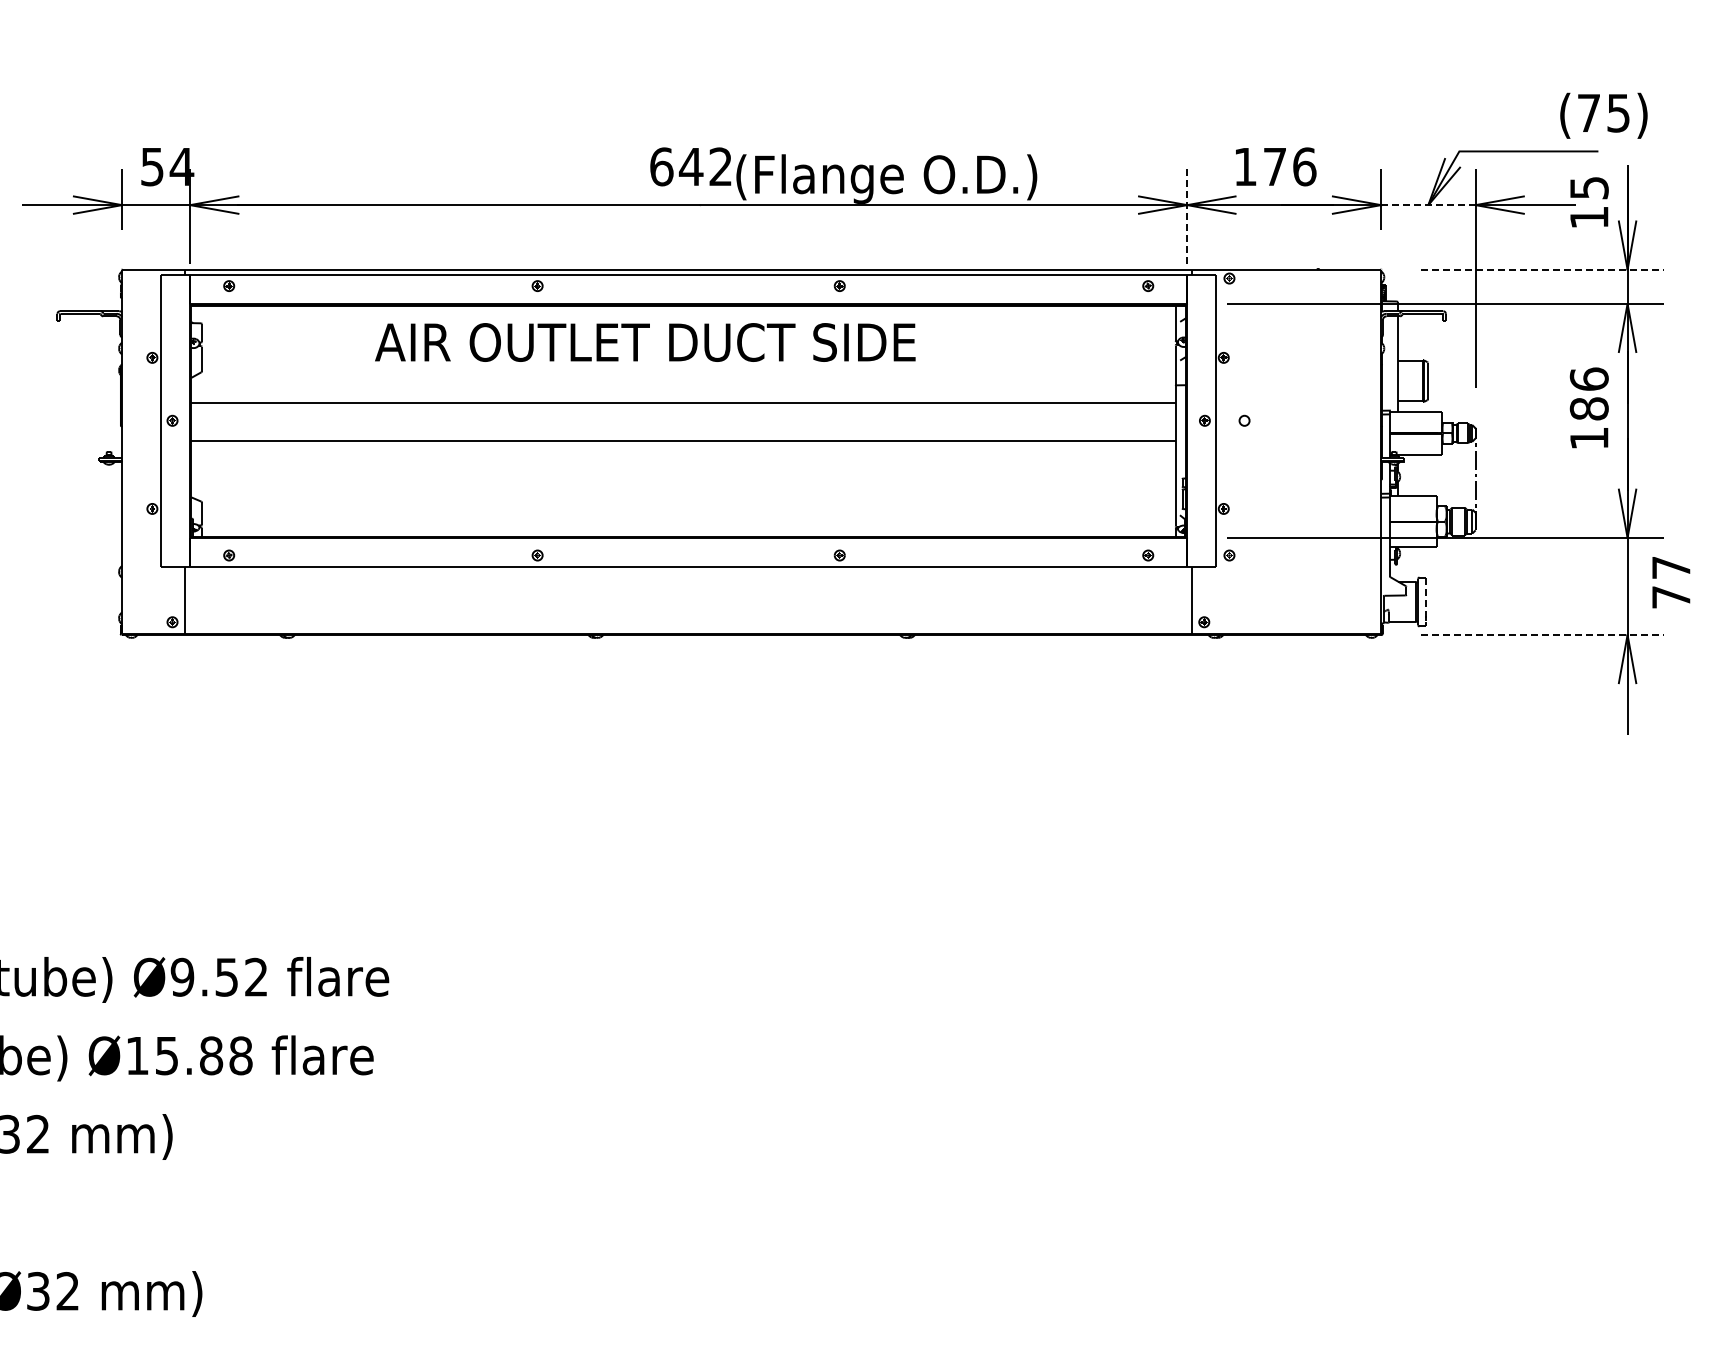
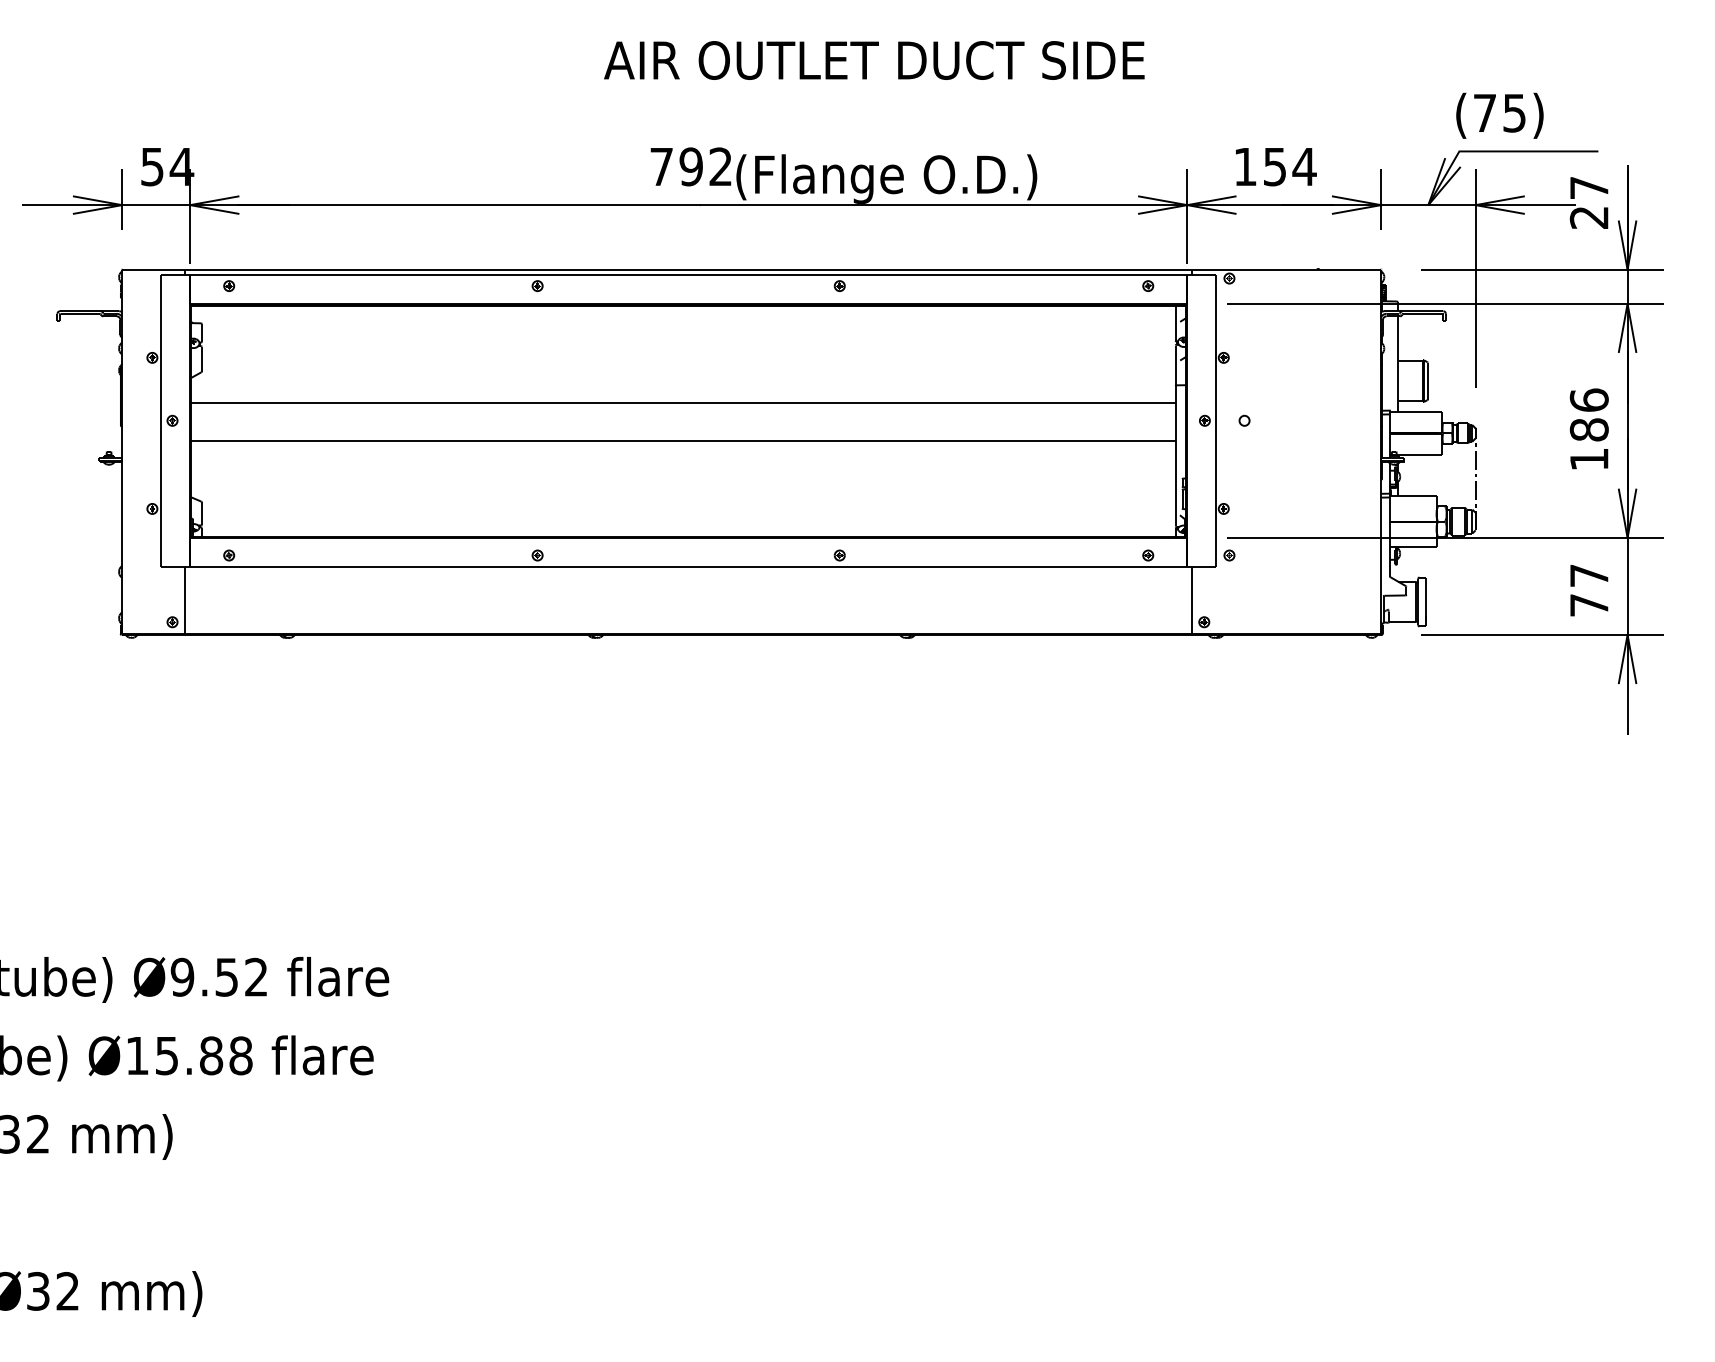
text position: (1603, 115) -> (1499, 115) (1499, 115)
text: 642 -> 792 (676, 166)
text: 176 -> 154 (1290, 166)
text: 15 -> 27 (1588, 202)
line: dashed -> solid (1428, 205)
line: dashed -> solid (1187, 215)
line: dashed -> solid (1542, 269)
text position: (645, 342) -> (874, 60) (874, 60)
text position: (1588, 407) -> (1588, 428) (1588, 428)
text position: (1671, 582) -> (1589, 590) (1589, 590)
line: dashed -> solid (1426, 602)
line: dashed -> solid (1542, 634)
